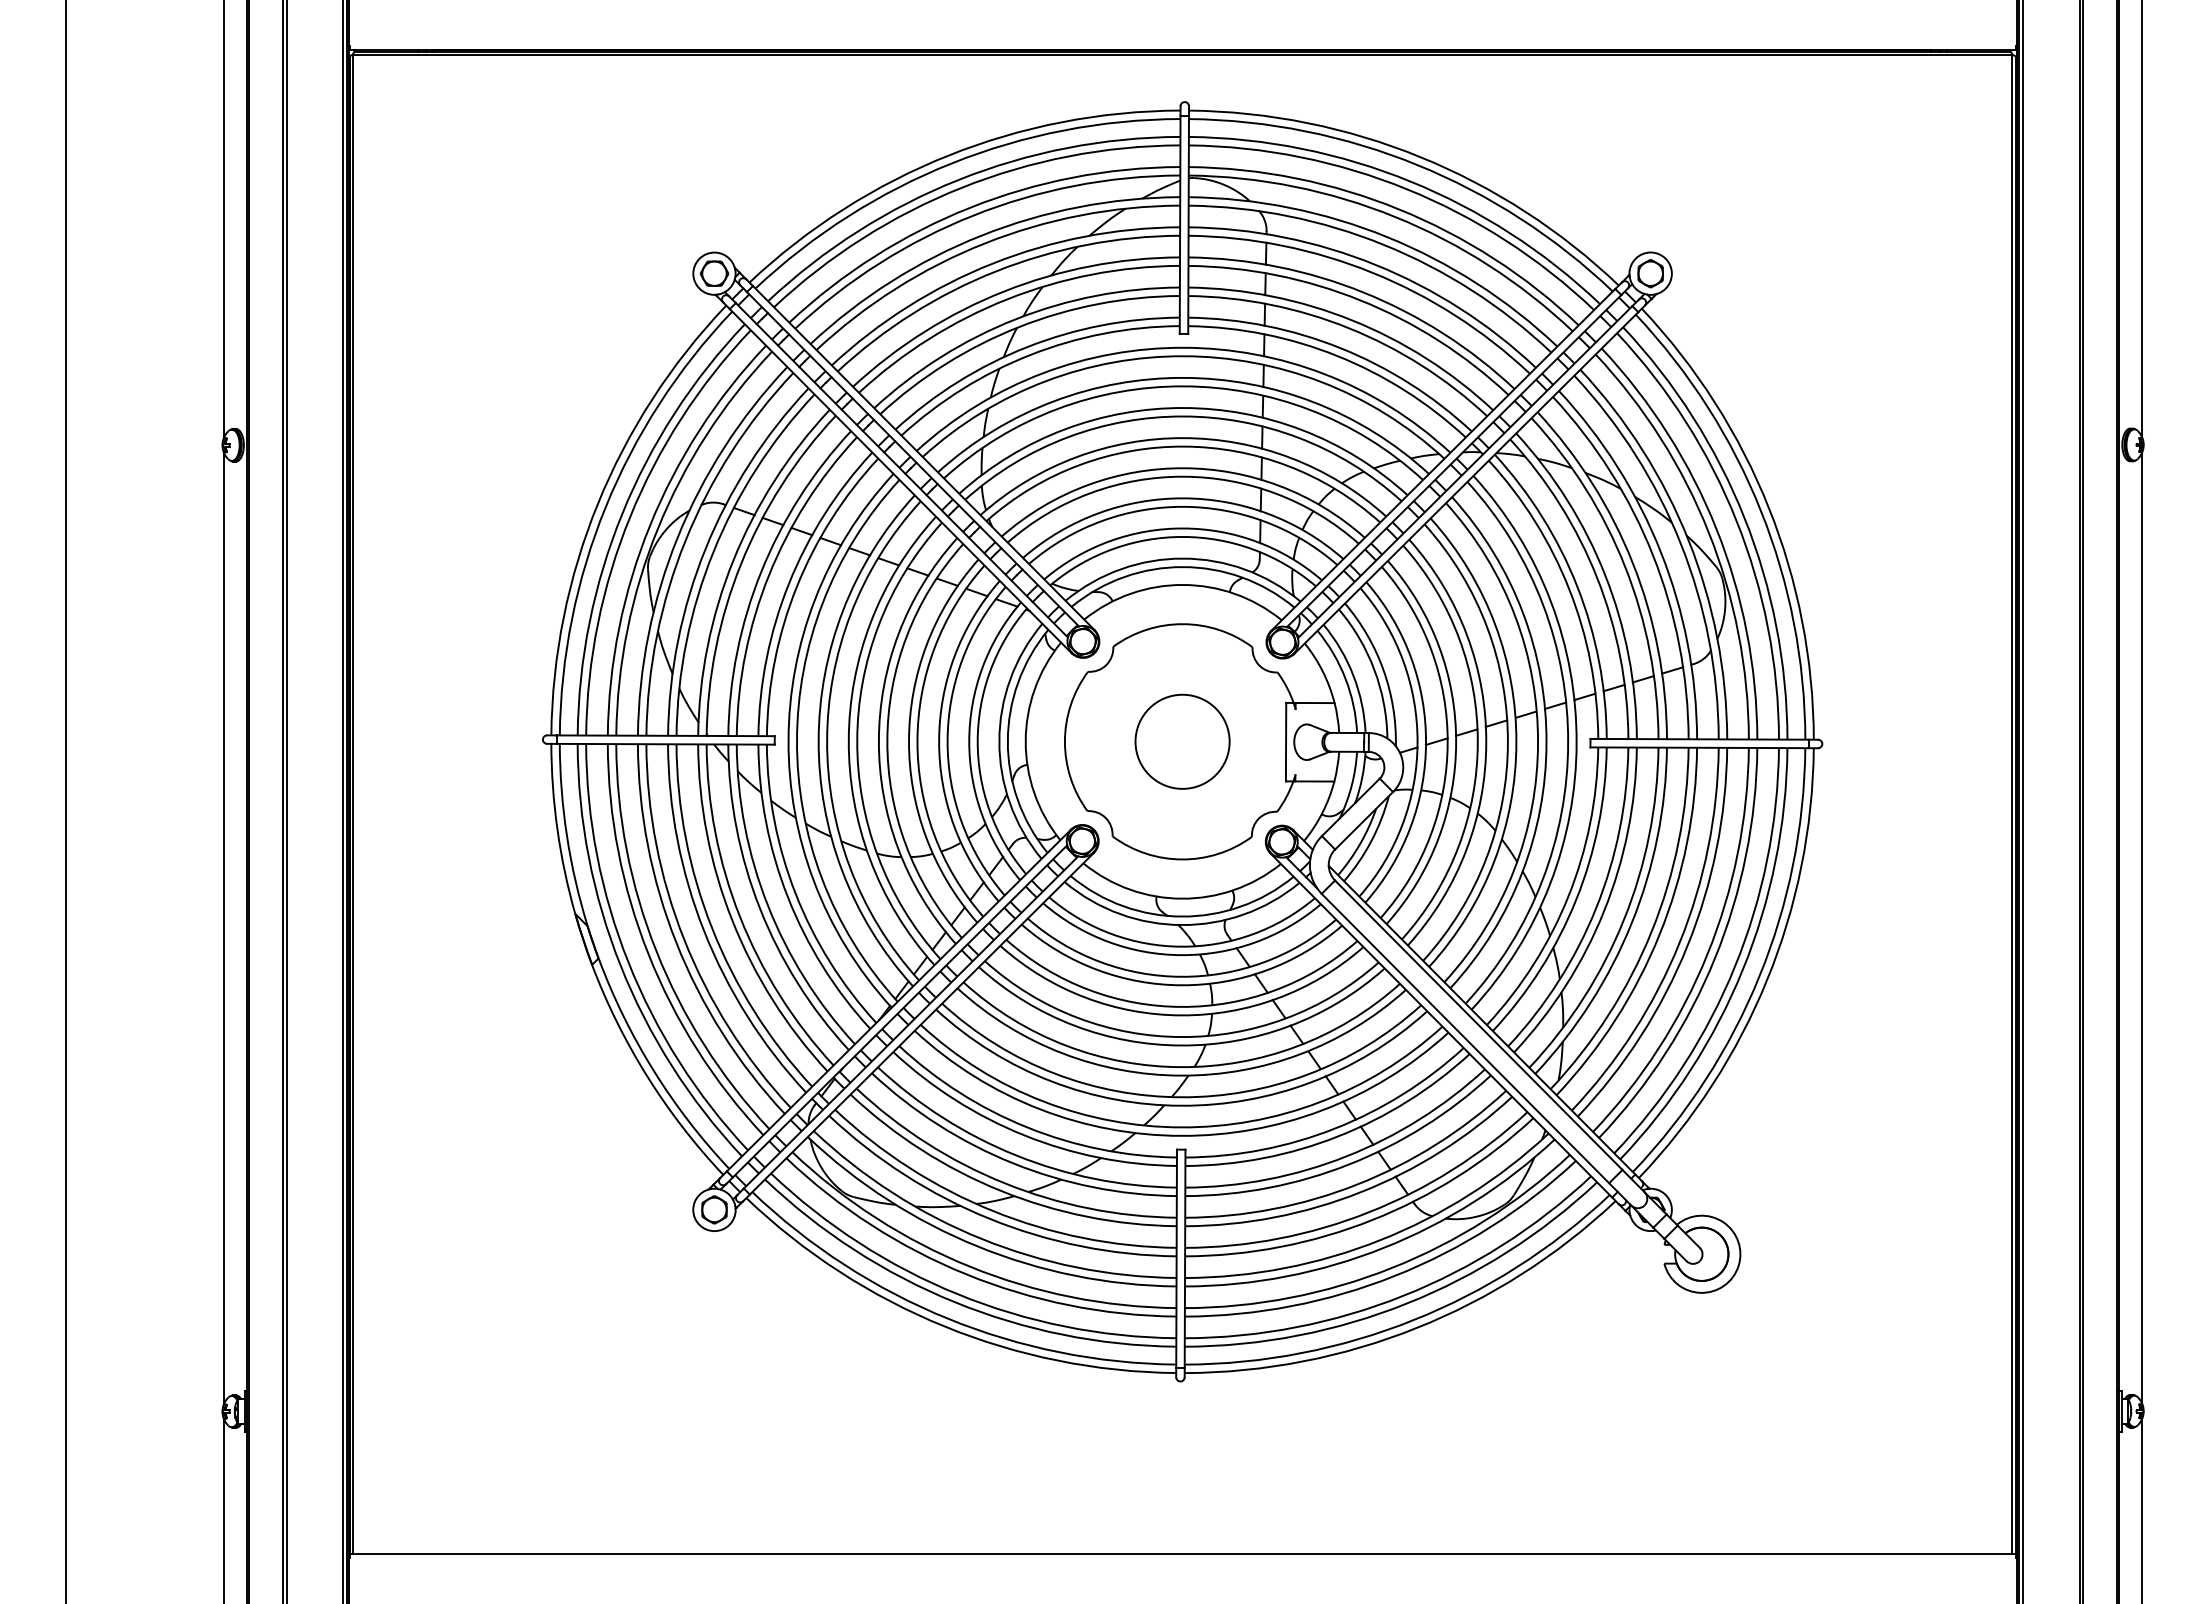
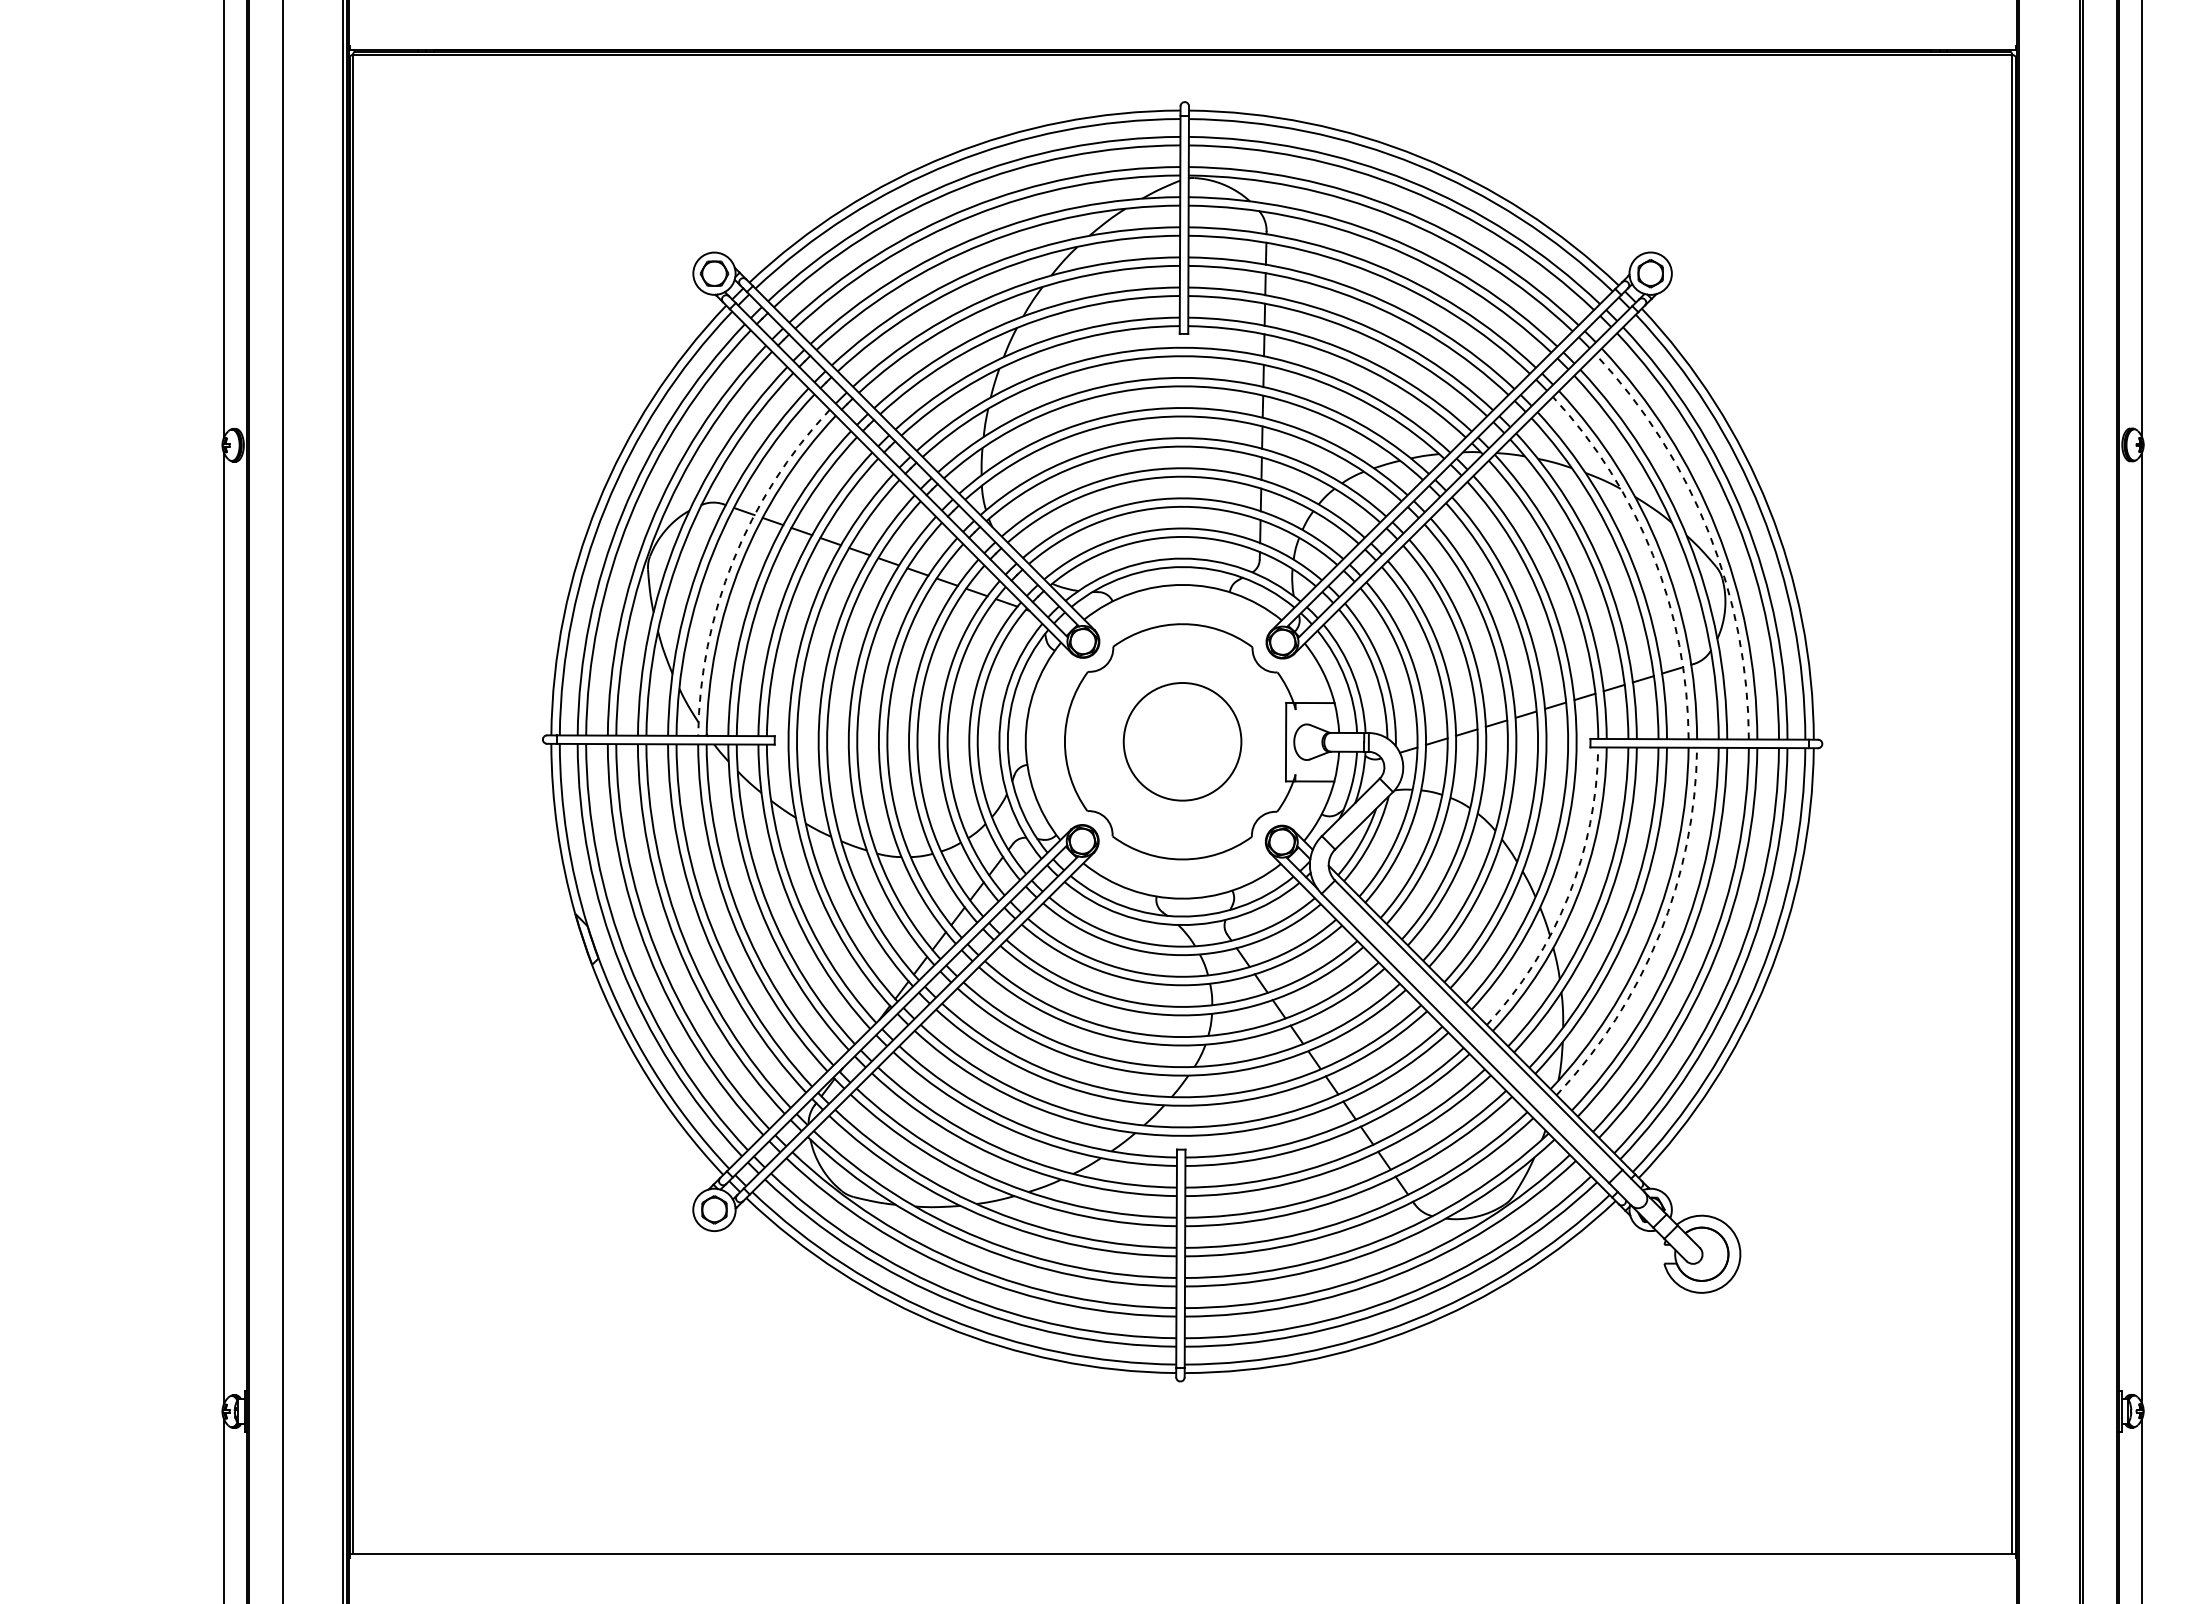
arc: solid -> dashed (1708, 532)
arc: solid -> dashed (1653, 555)
arc: solid -> dashed (733, 560)
circle diameter: 94 px -> 118 px (1182, 741)
line: present -> none (66, 801)
line: present -> none (286, 801)
line: present -> none (2023, 801)
arc: solid -> dashed (1568, 896)
arc: solid -> dashed (1659, 934)
